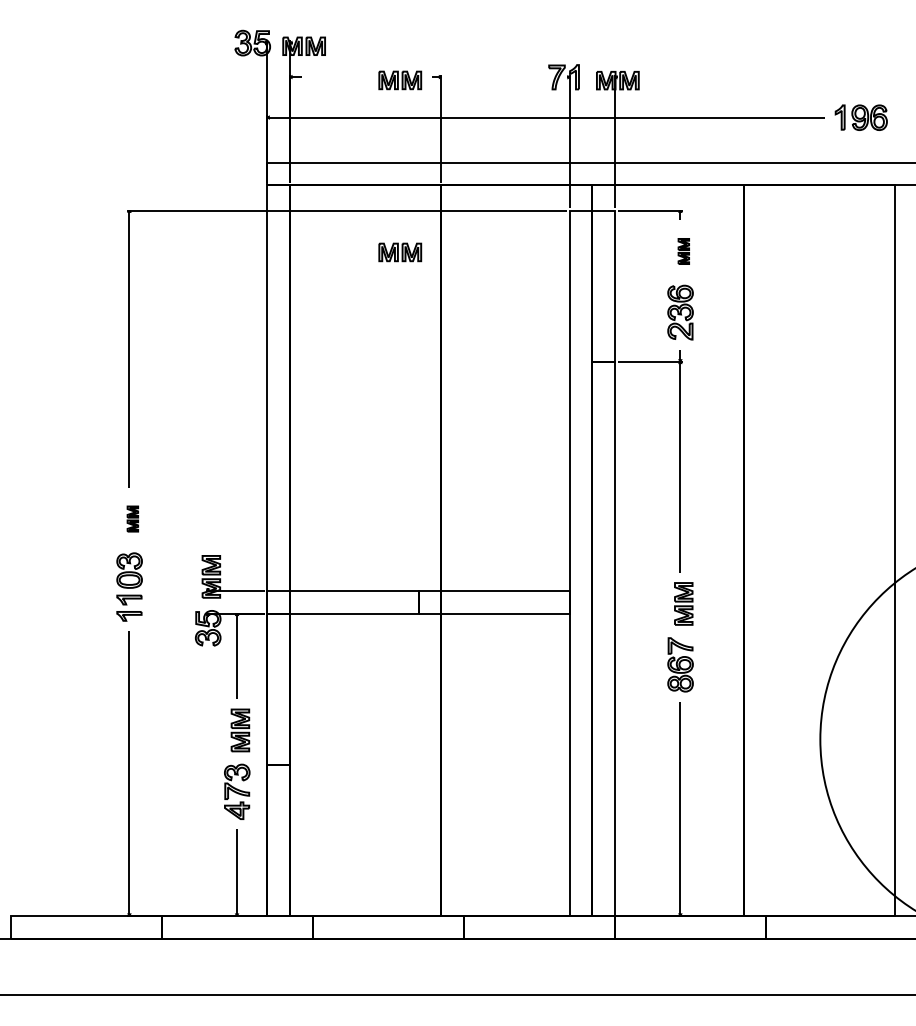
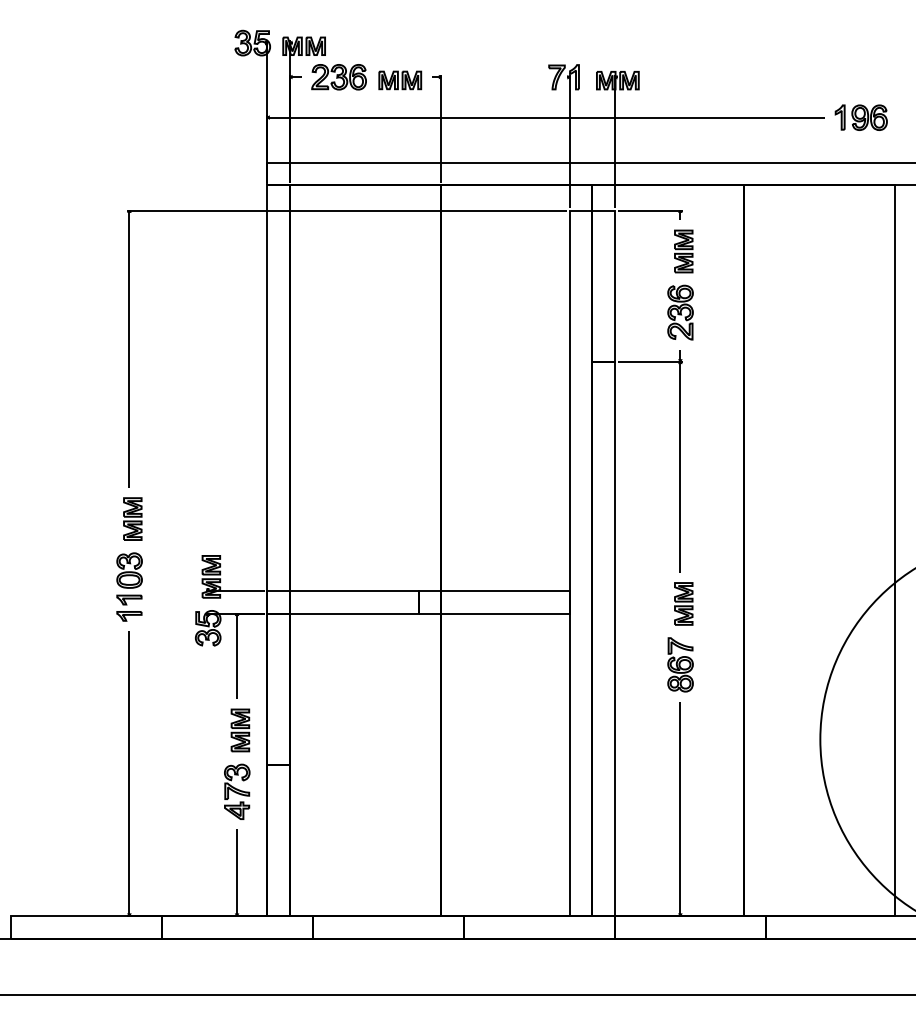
part: none -> present (338, 77)
part size: 13x27 px -> 20x45 px (683, 251)
part: present -> none (400, 252)
part size: 13x28 px -> 20x44 px (132, 518)
